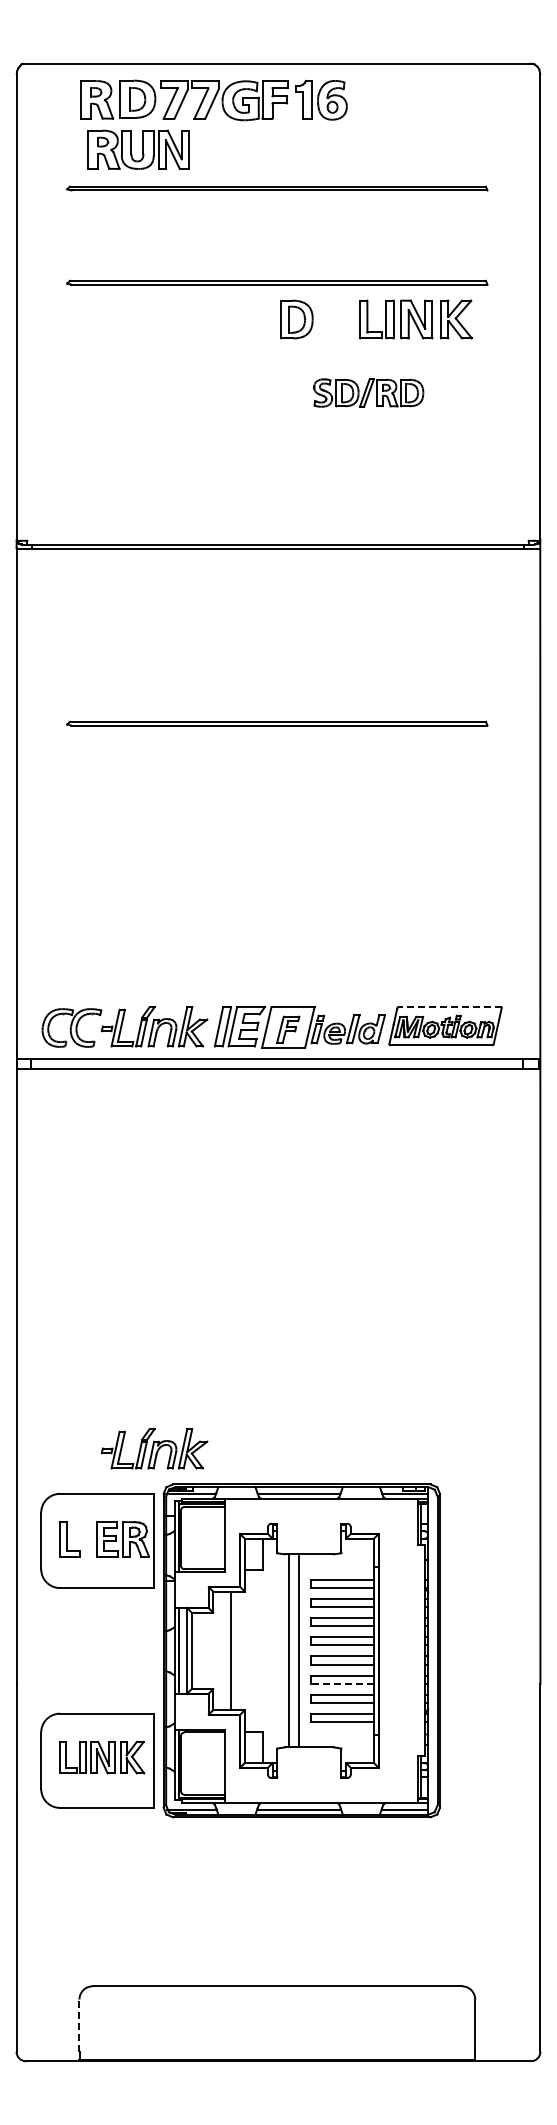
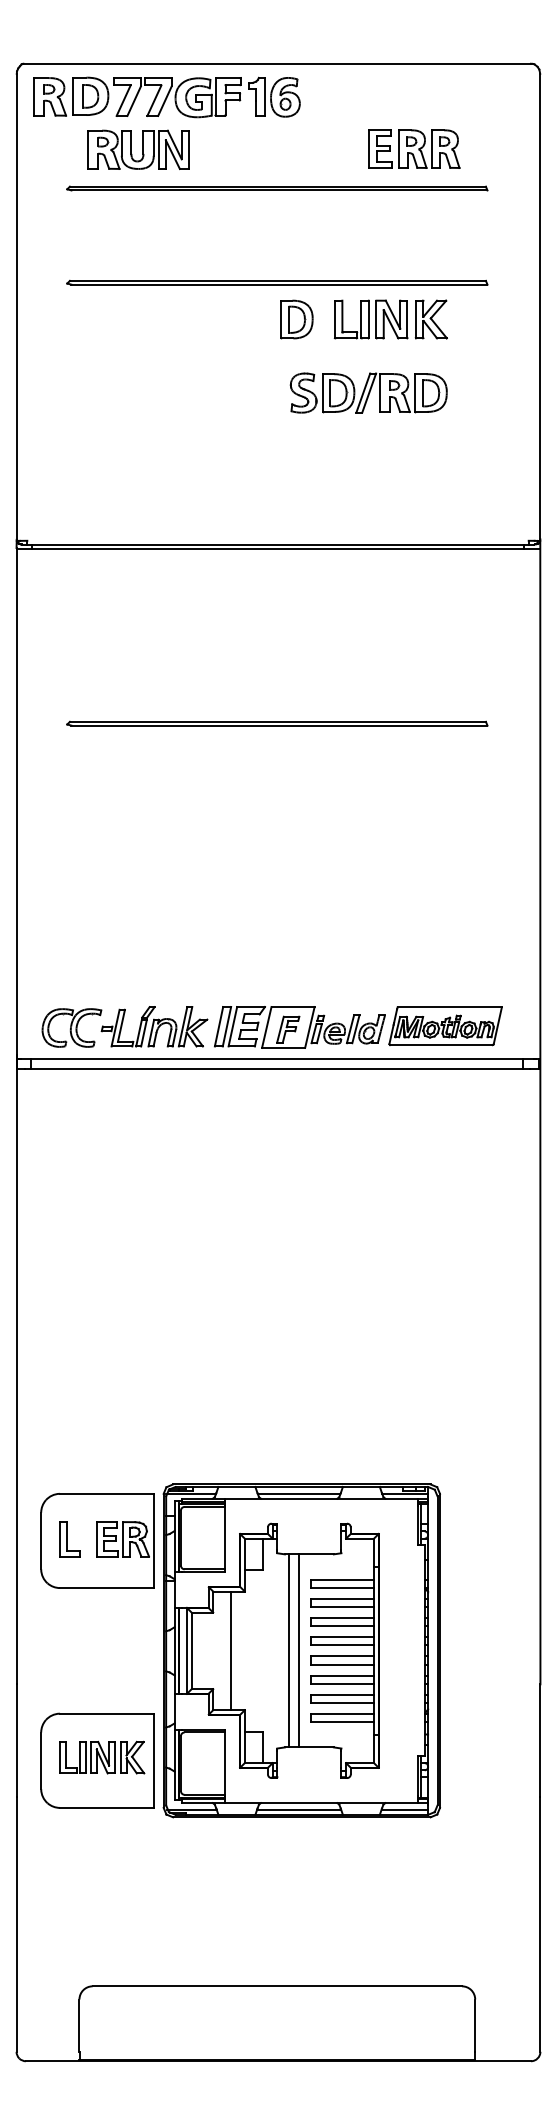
part position: (213, 100) -> (166, 97) (166, 97)
part: none -> present (414, 148)
part position: (415, 319) -> (390, 319) (390, 319)
part size: 112x30 px -> 159x42 px (368, 392)
line: dashed -> solid (449, 1007)
part: present -> none (154, 1448)
line: dashed -> solid (342, 1683)
line: dashed -> solid (79, 2025)
